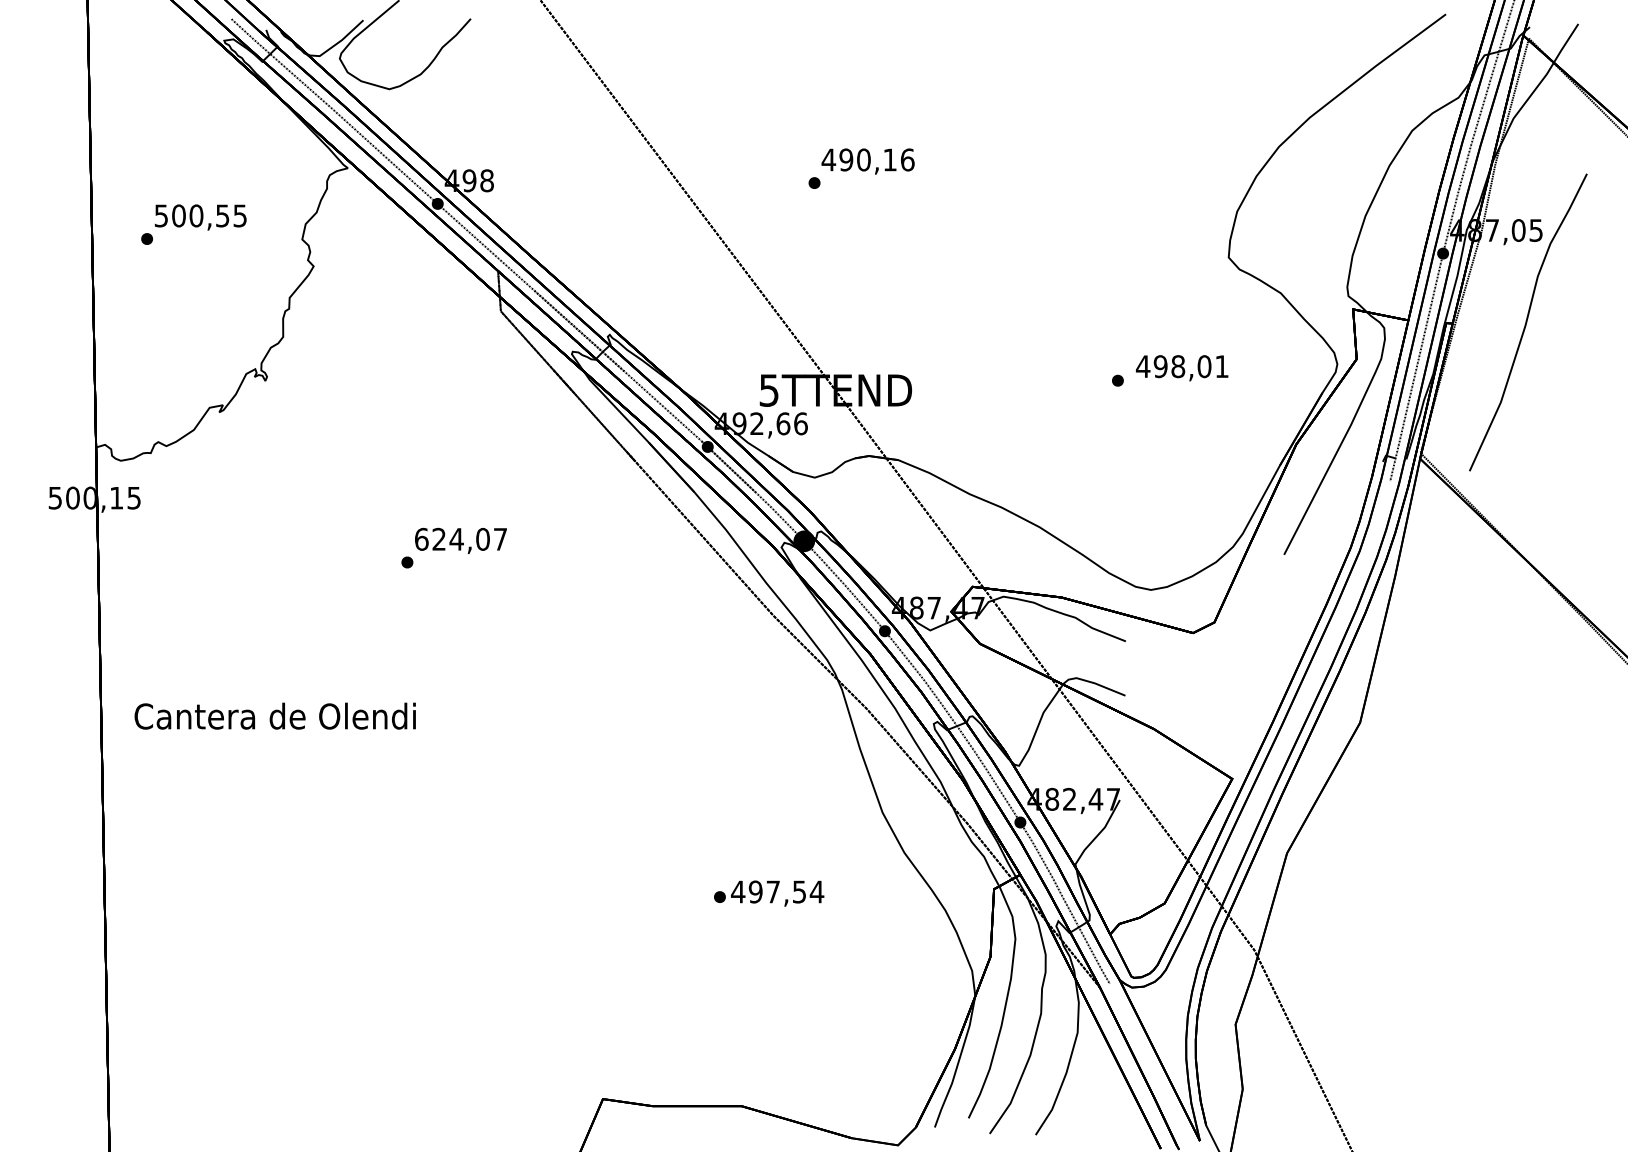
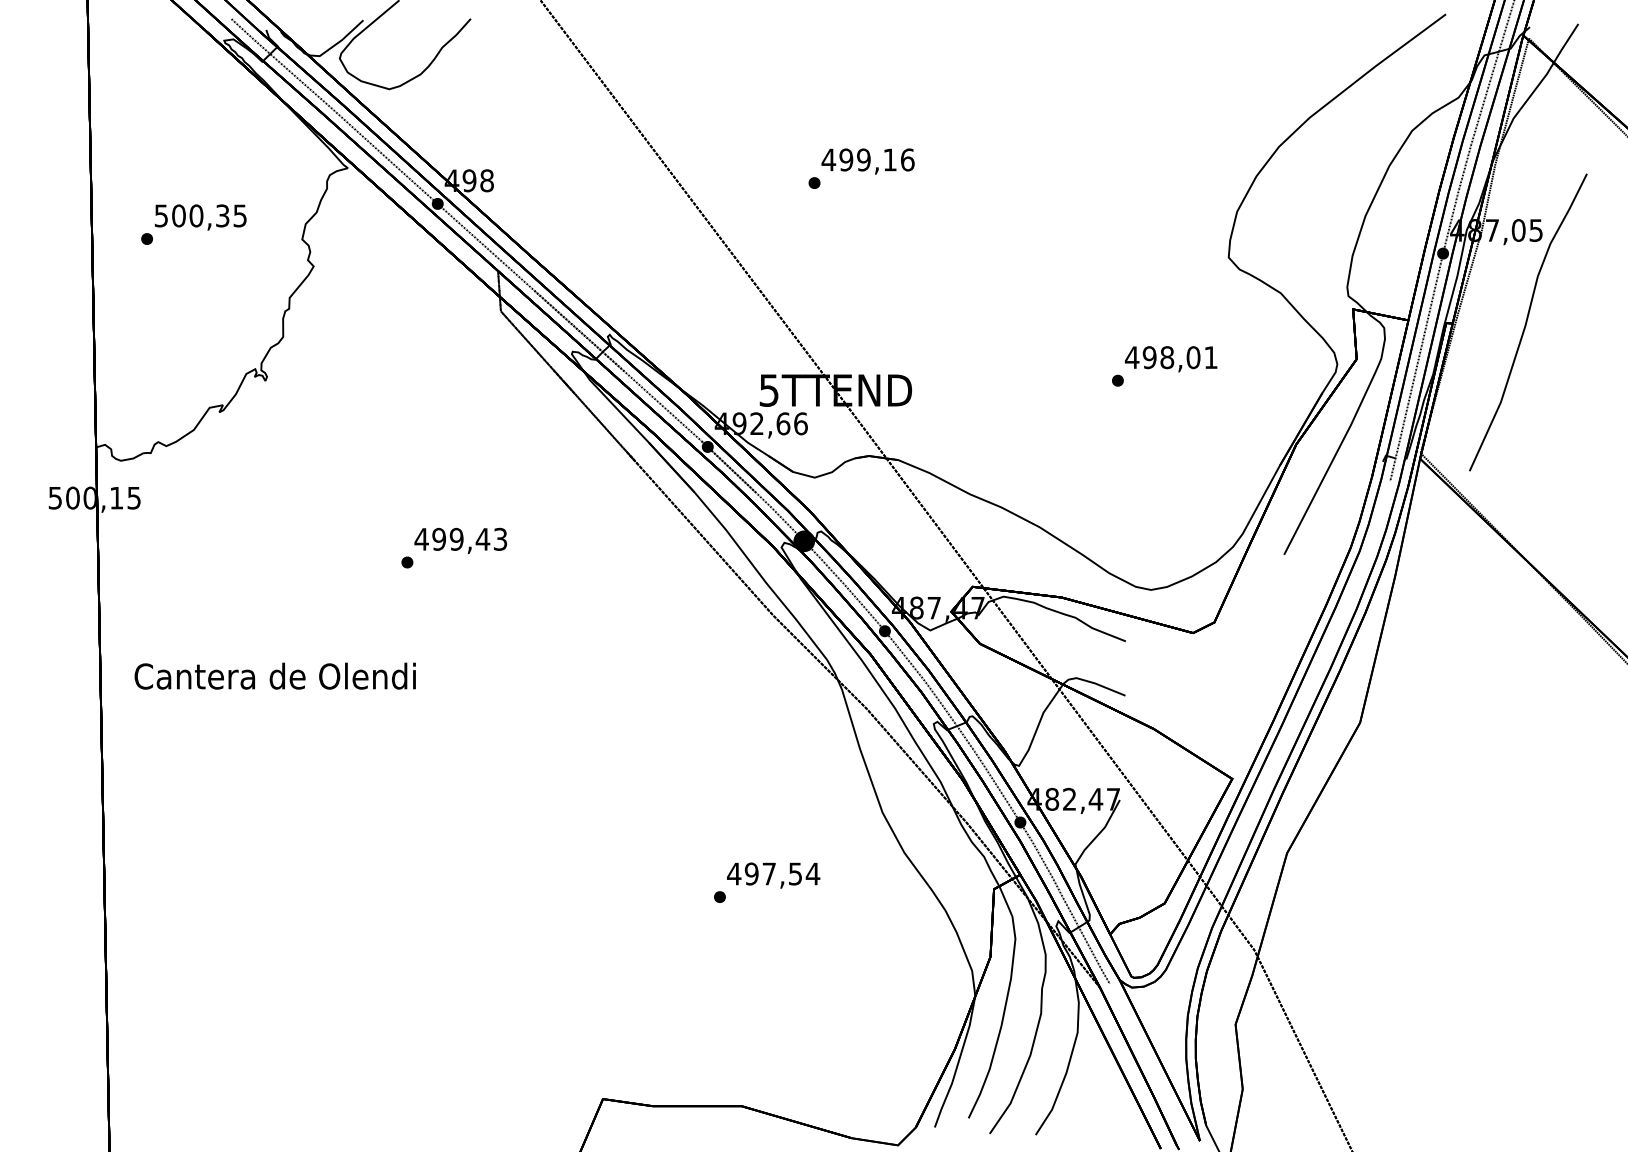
text: 490,16 -> 499,16 (863, 159)
text: 500,55 -> 500,35 (222, 215)
text position: (1182, 368) -> (1171, 359) (1171, 359)
text: 624,07 -> 499,43 (460, 538)
text position: (274, 715) -> (274, 675) (274, 675)
text position: (777, 893) -> (773, 875) (773, 875)
